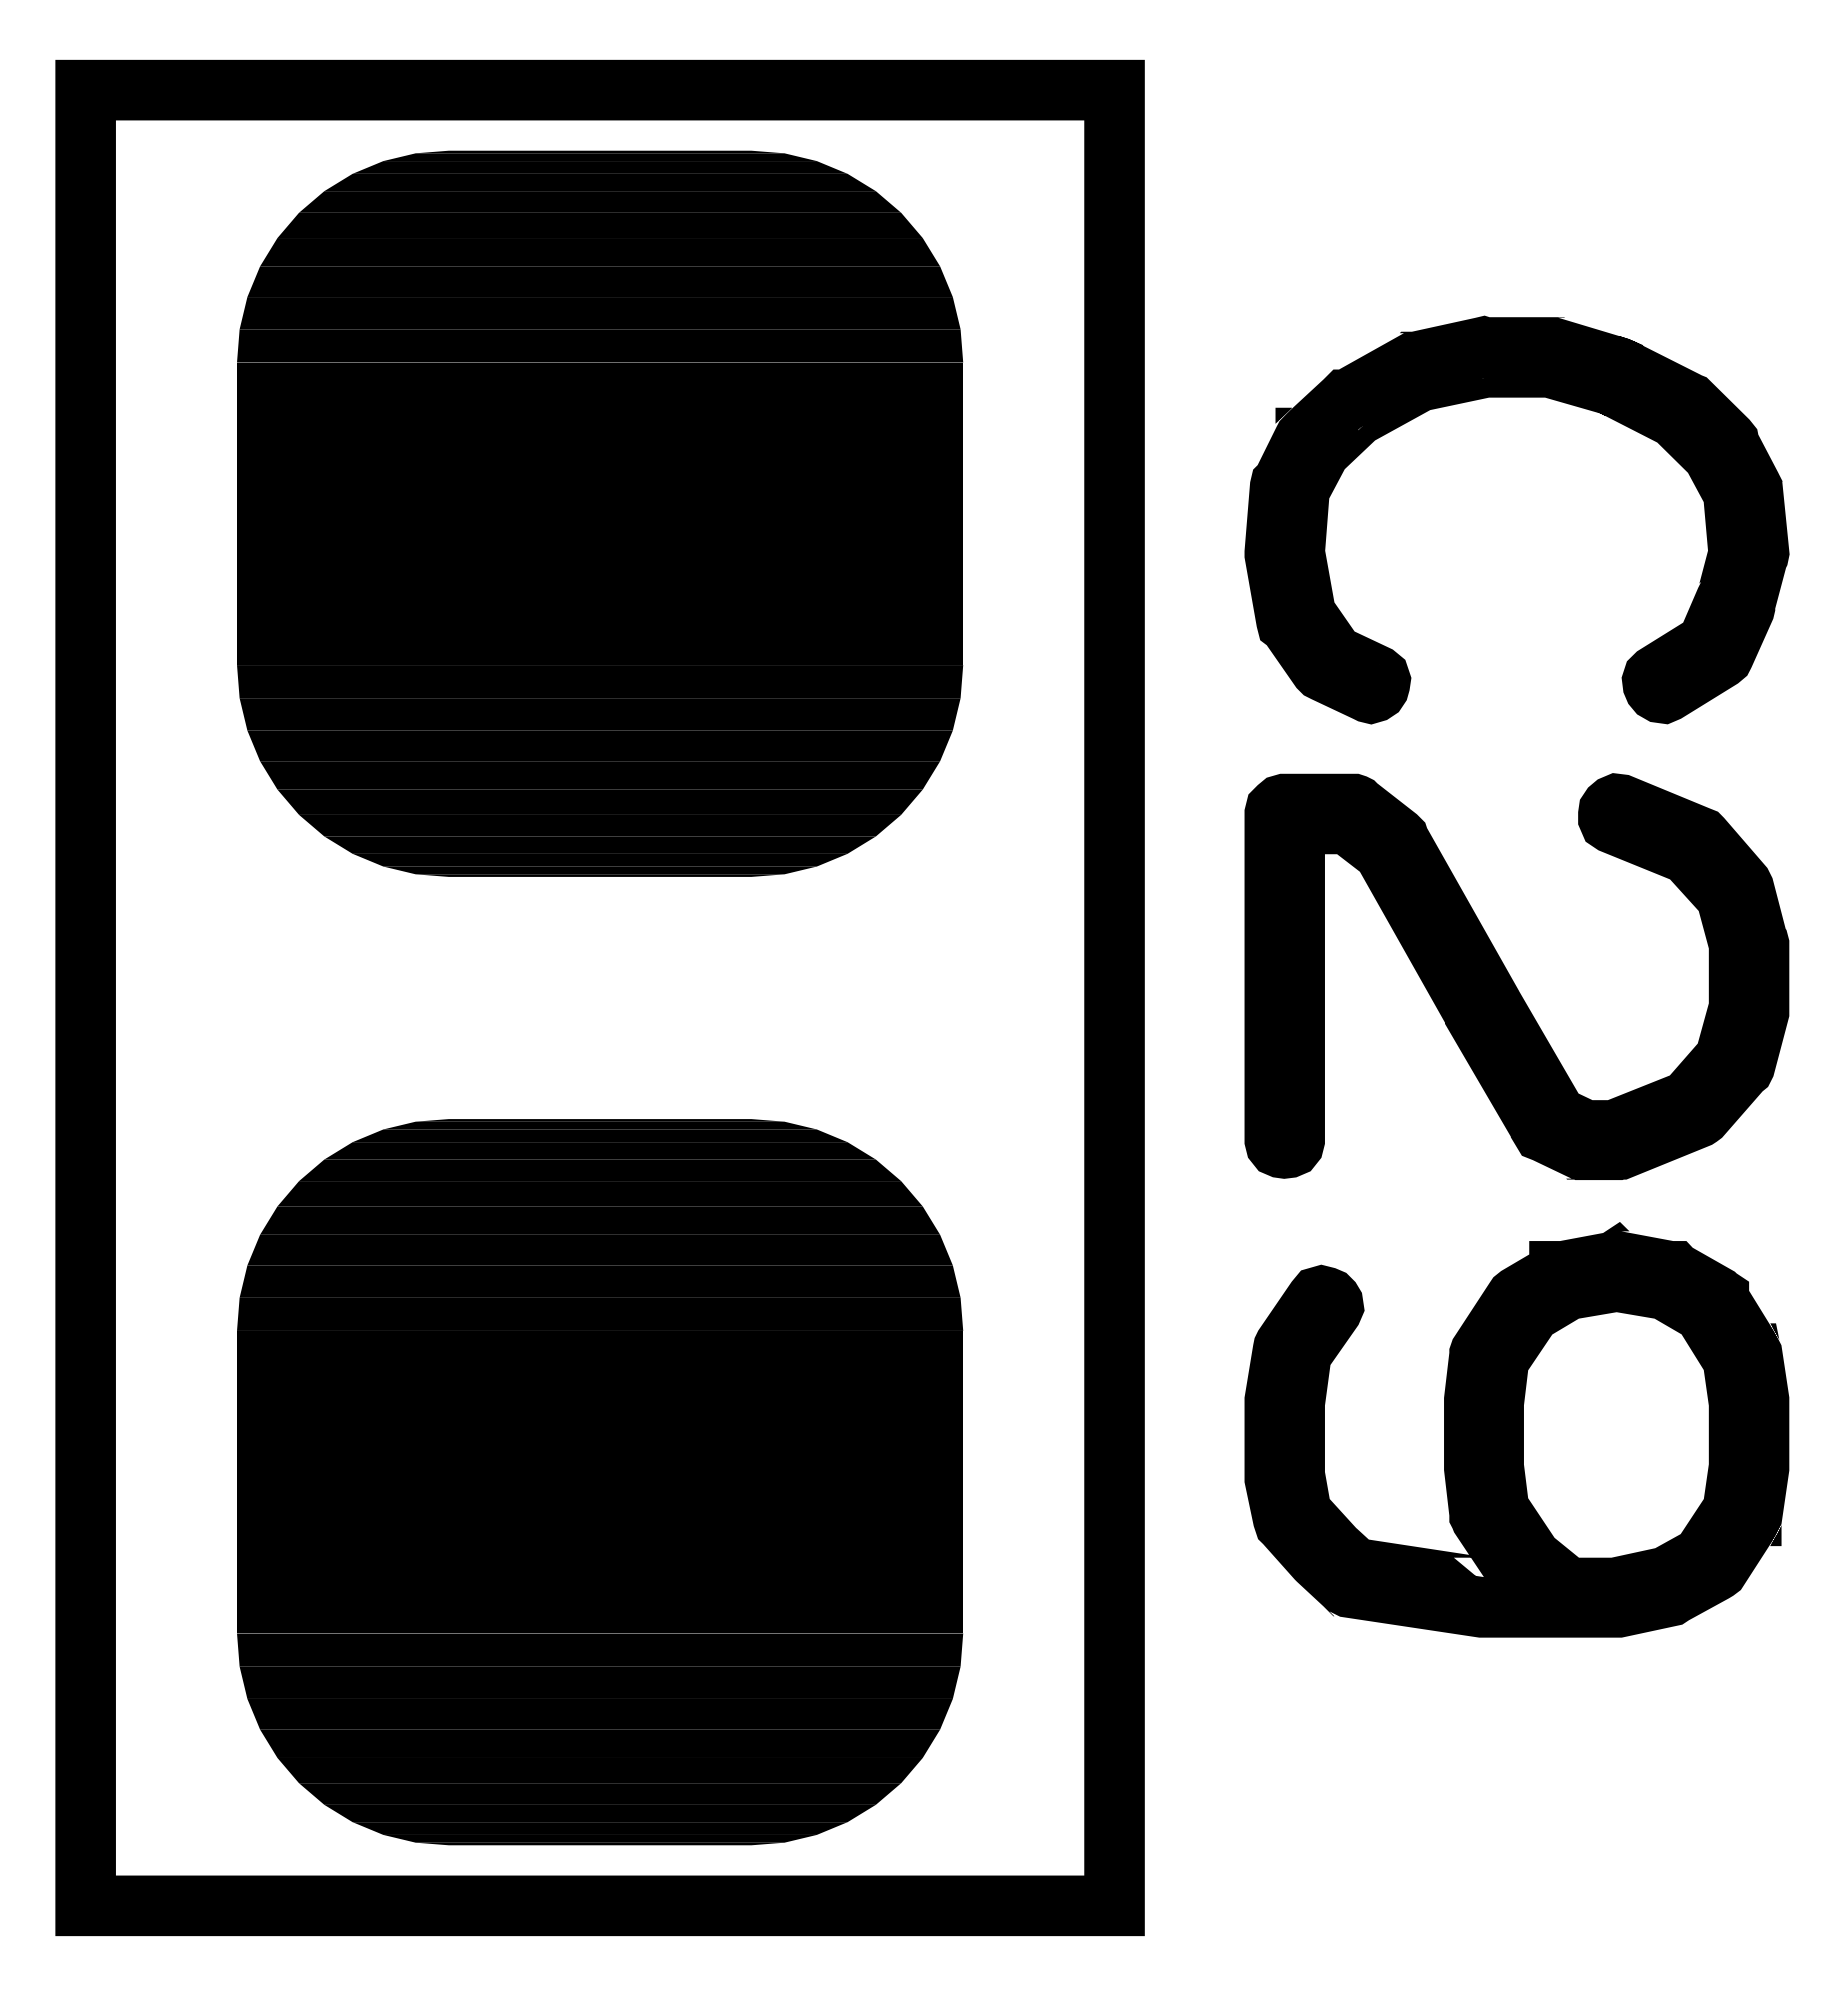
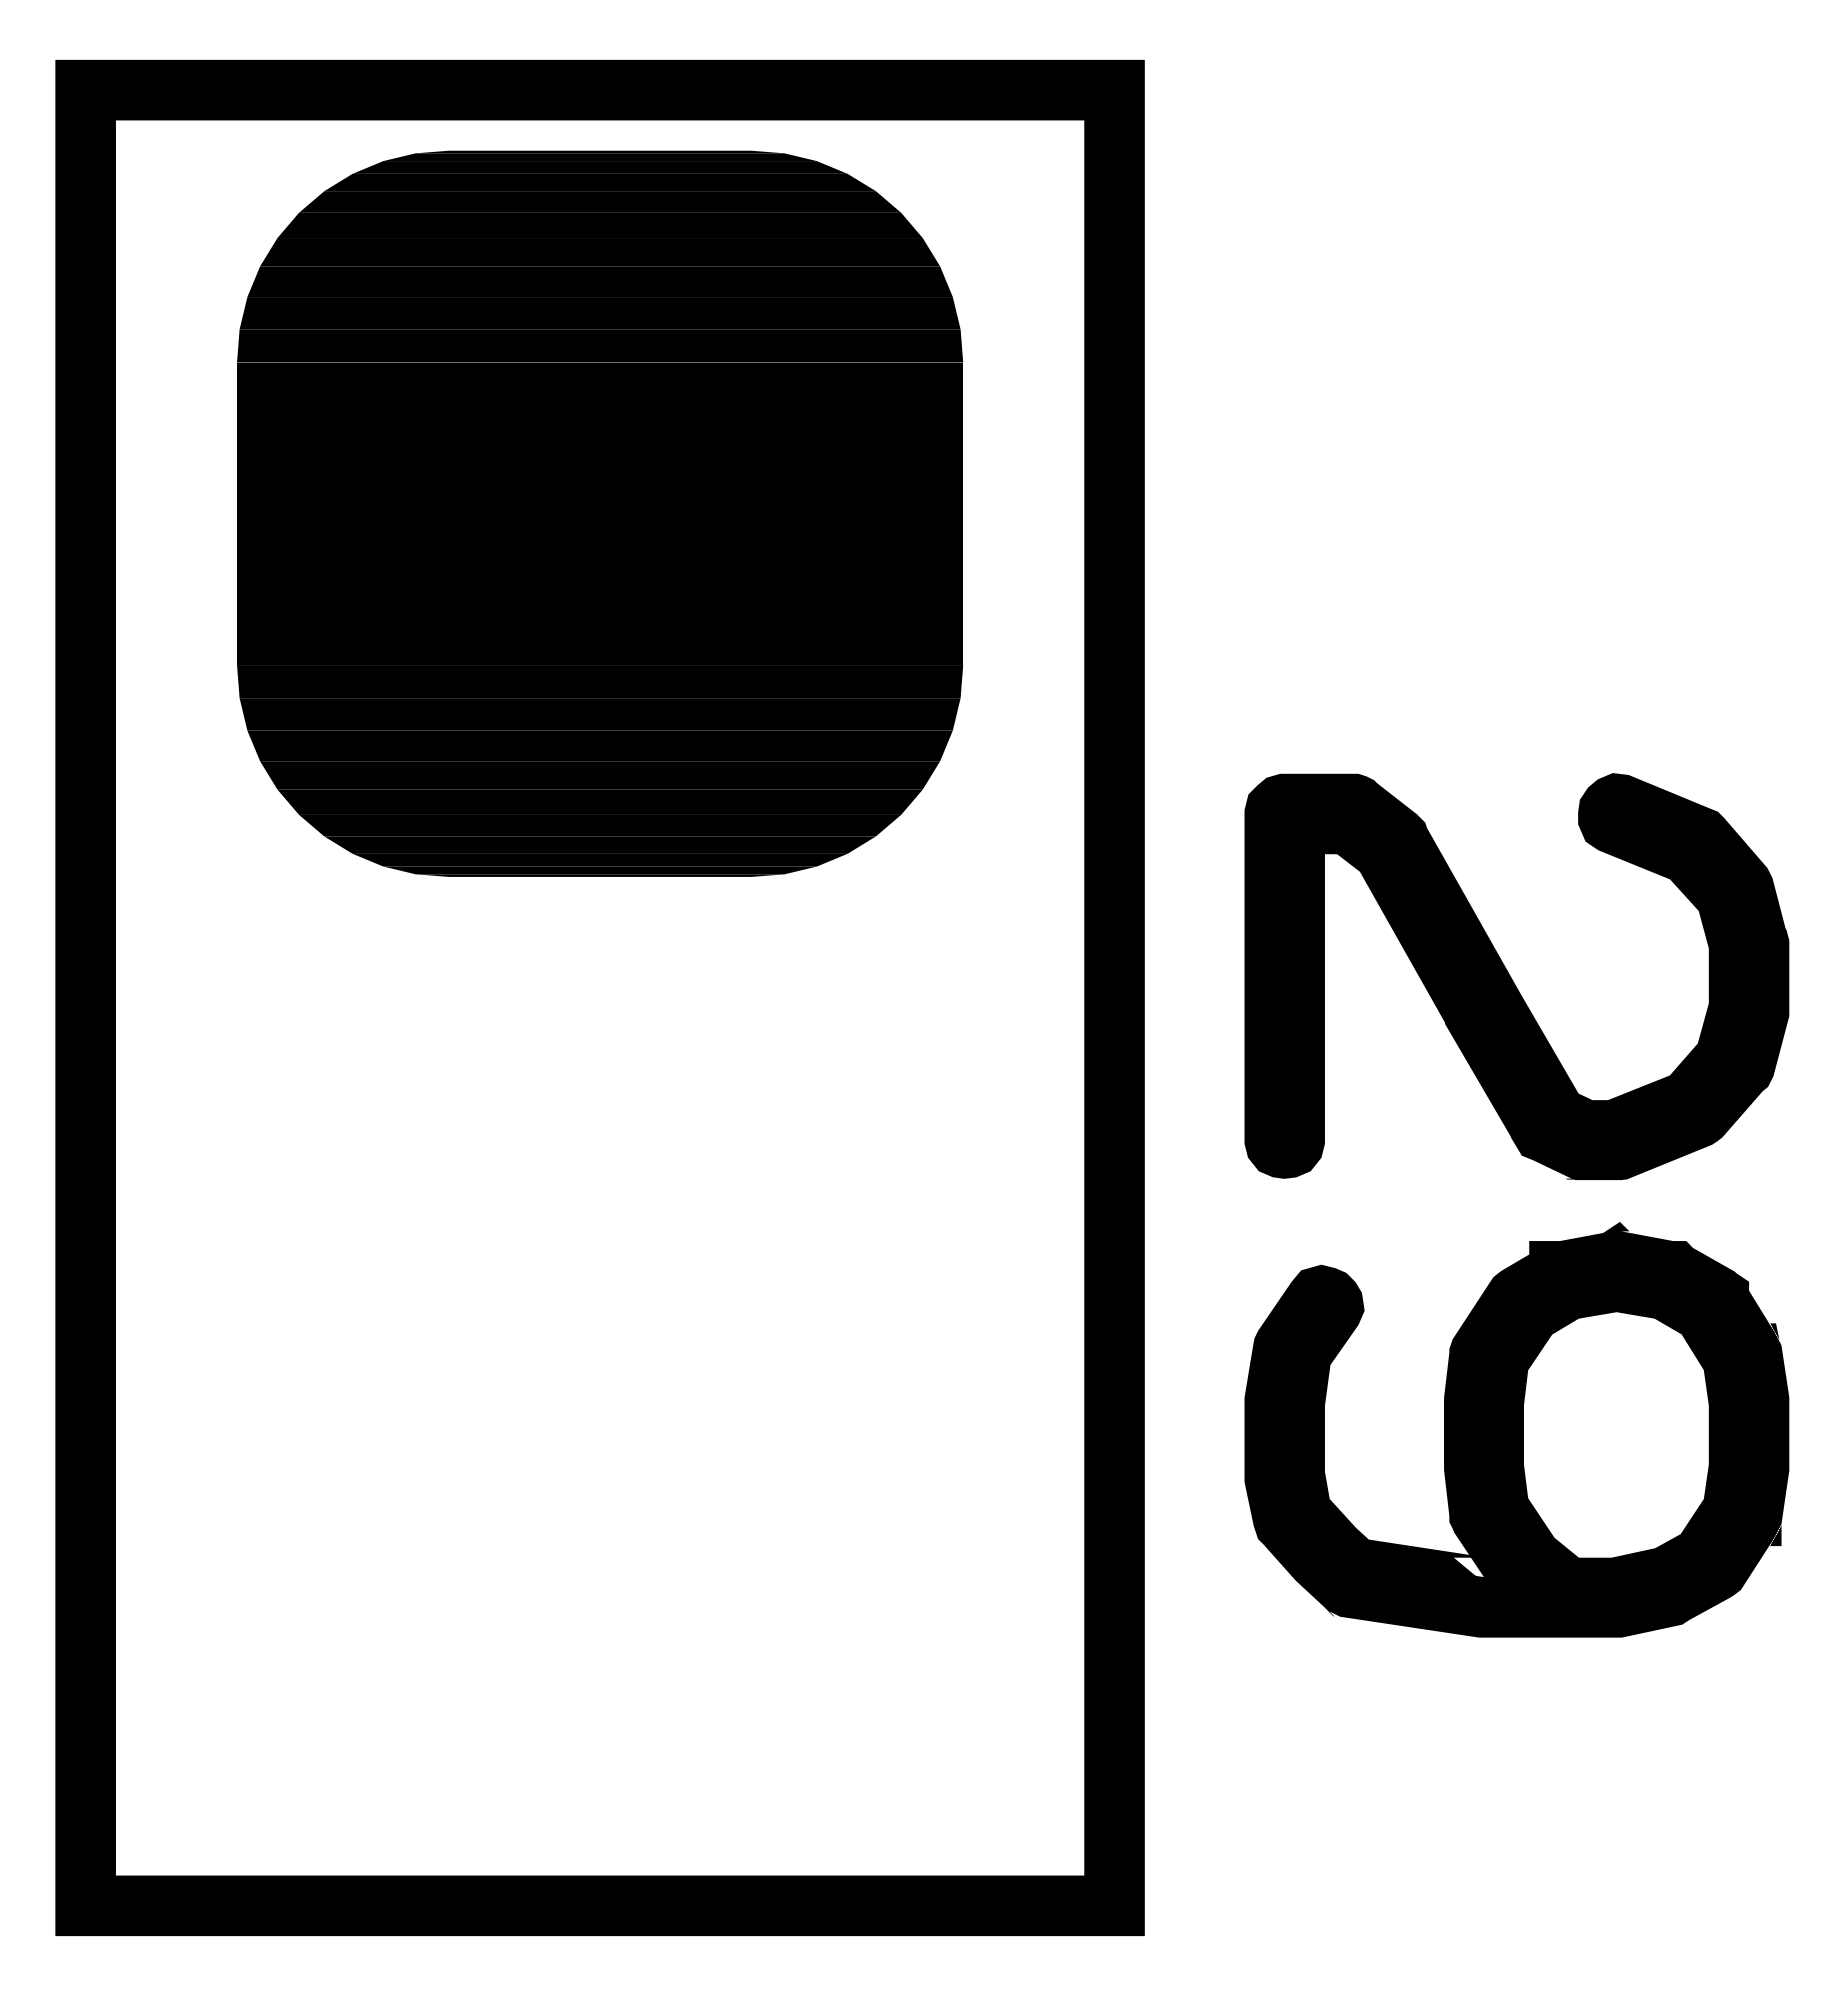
part: present -> none (1516, 397)
part: present -> none (600, 1482)
